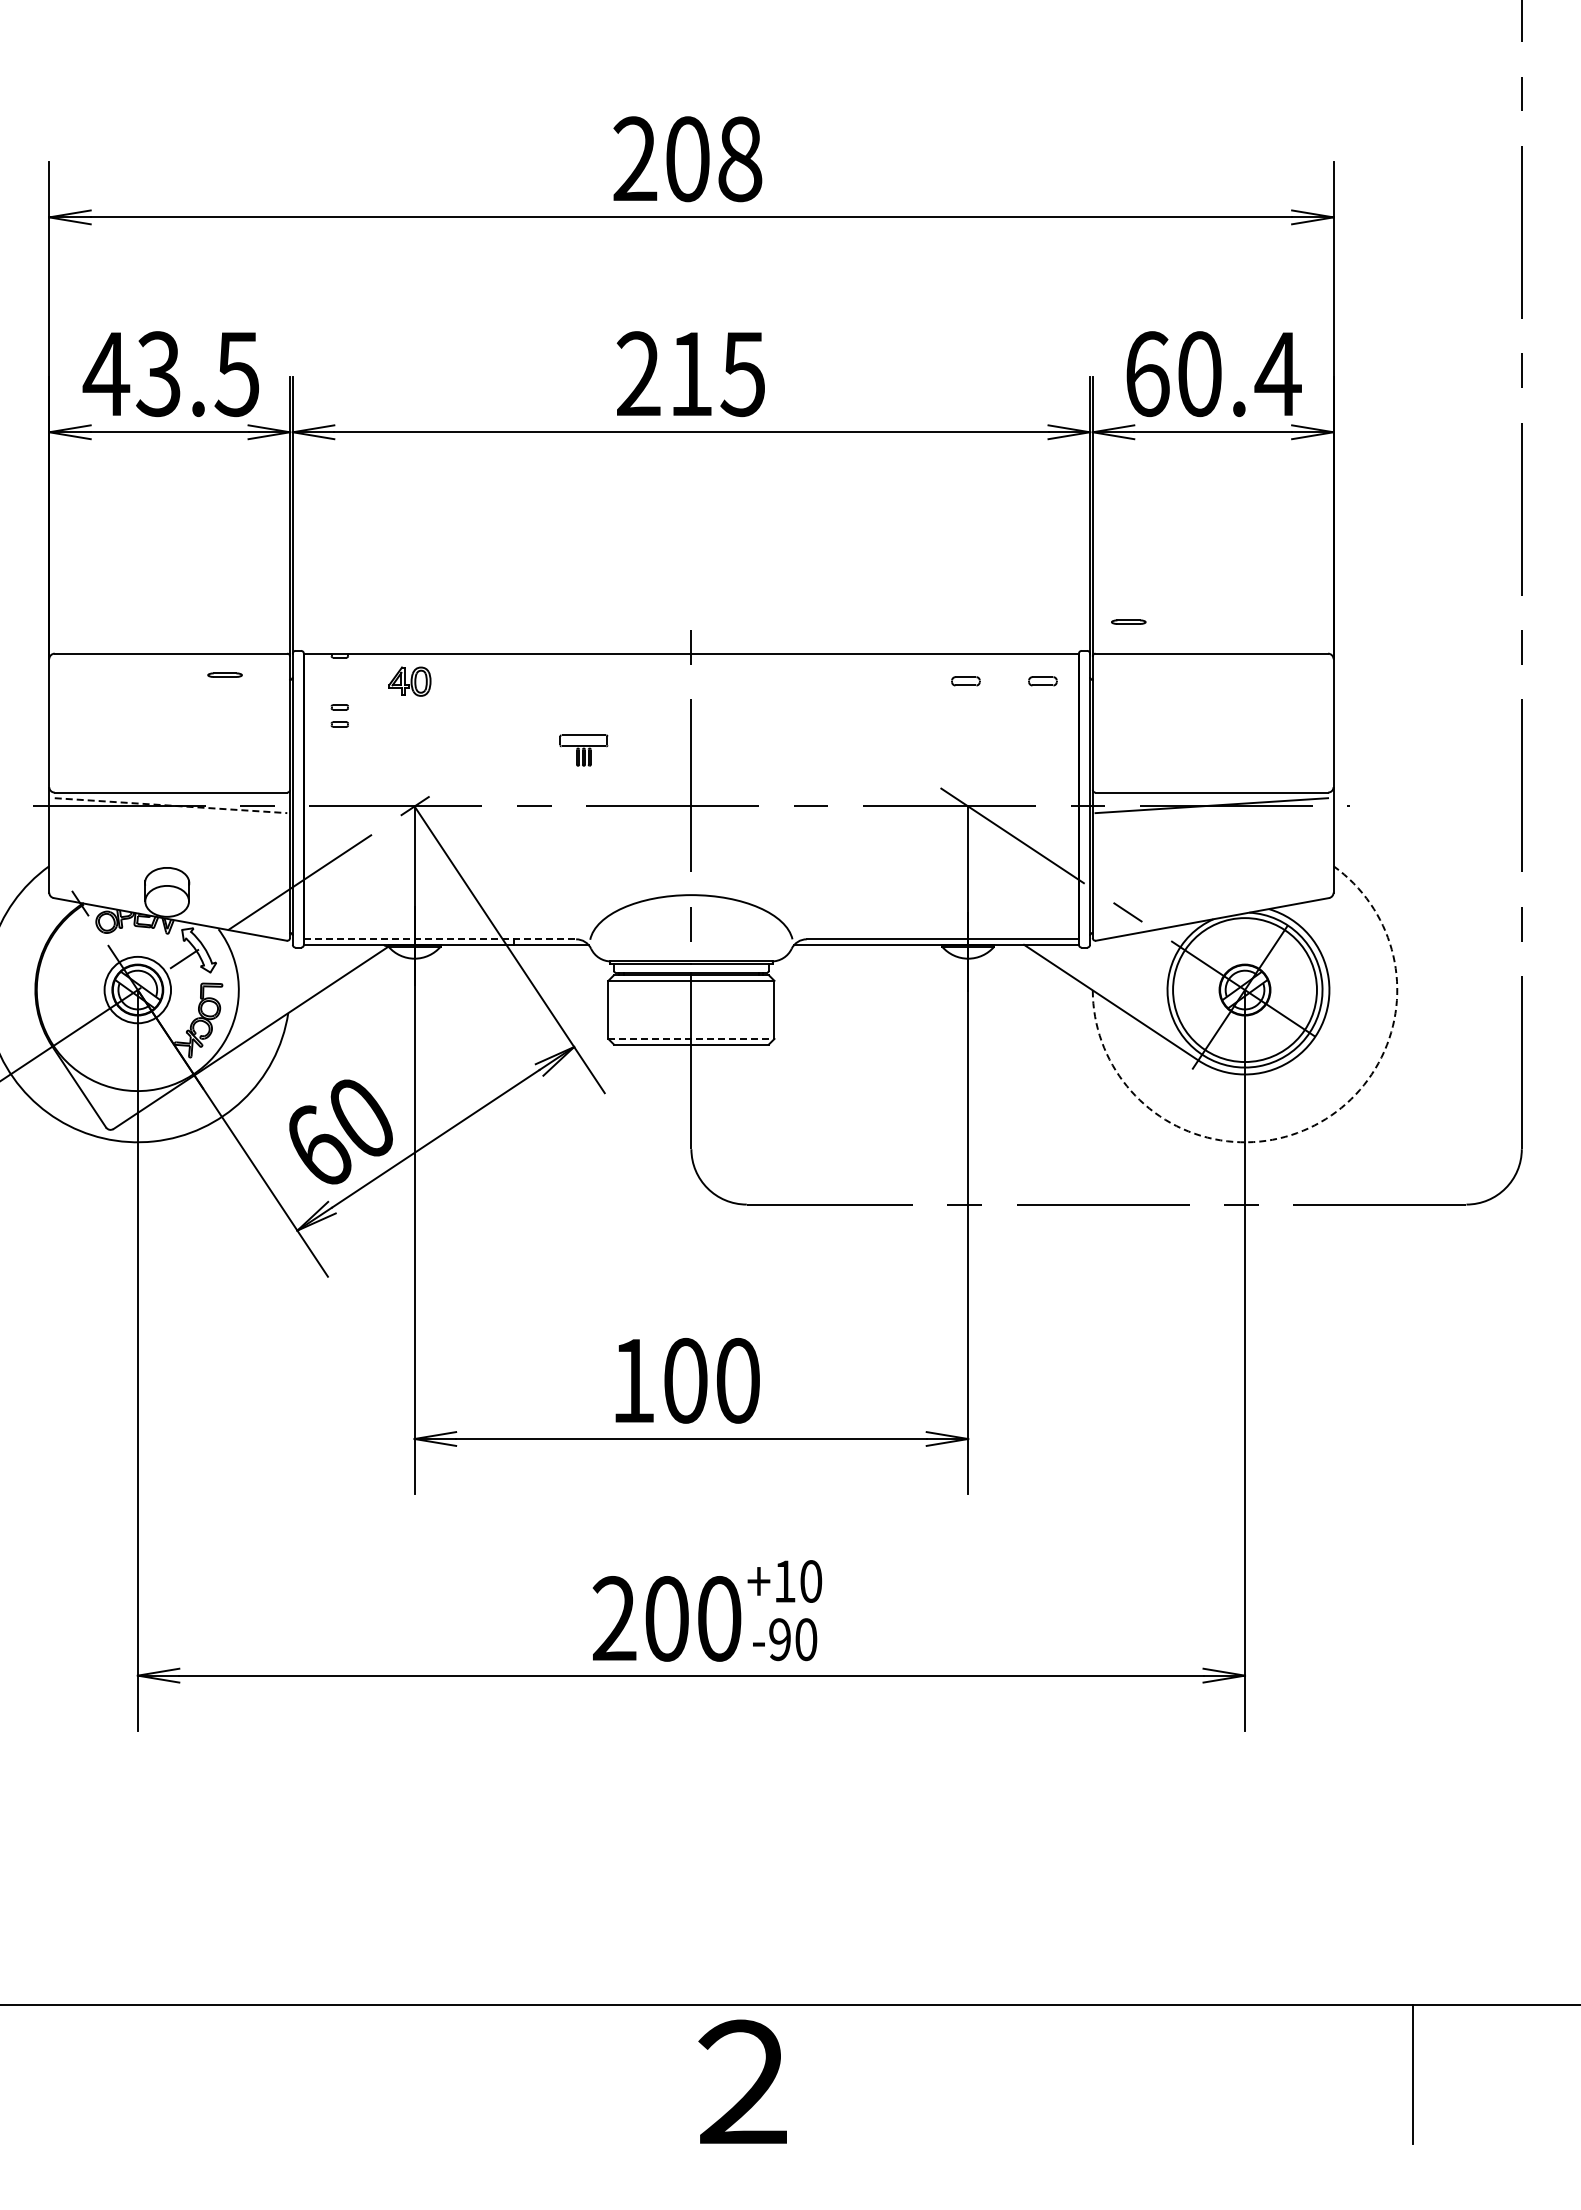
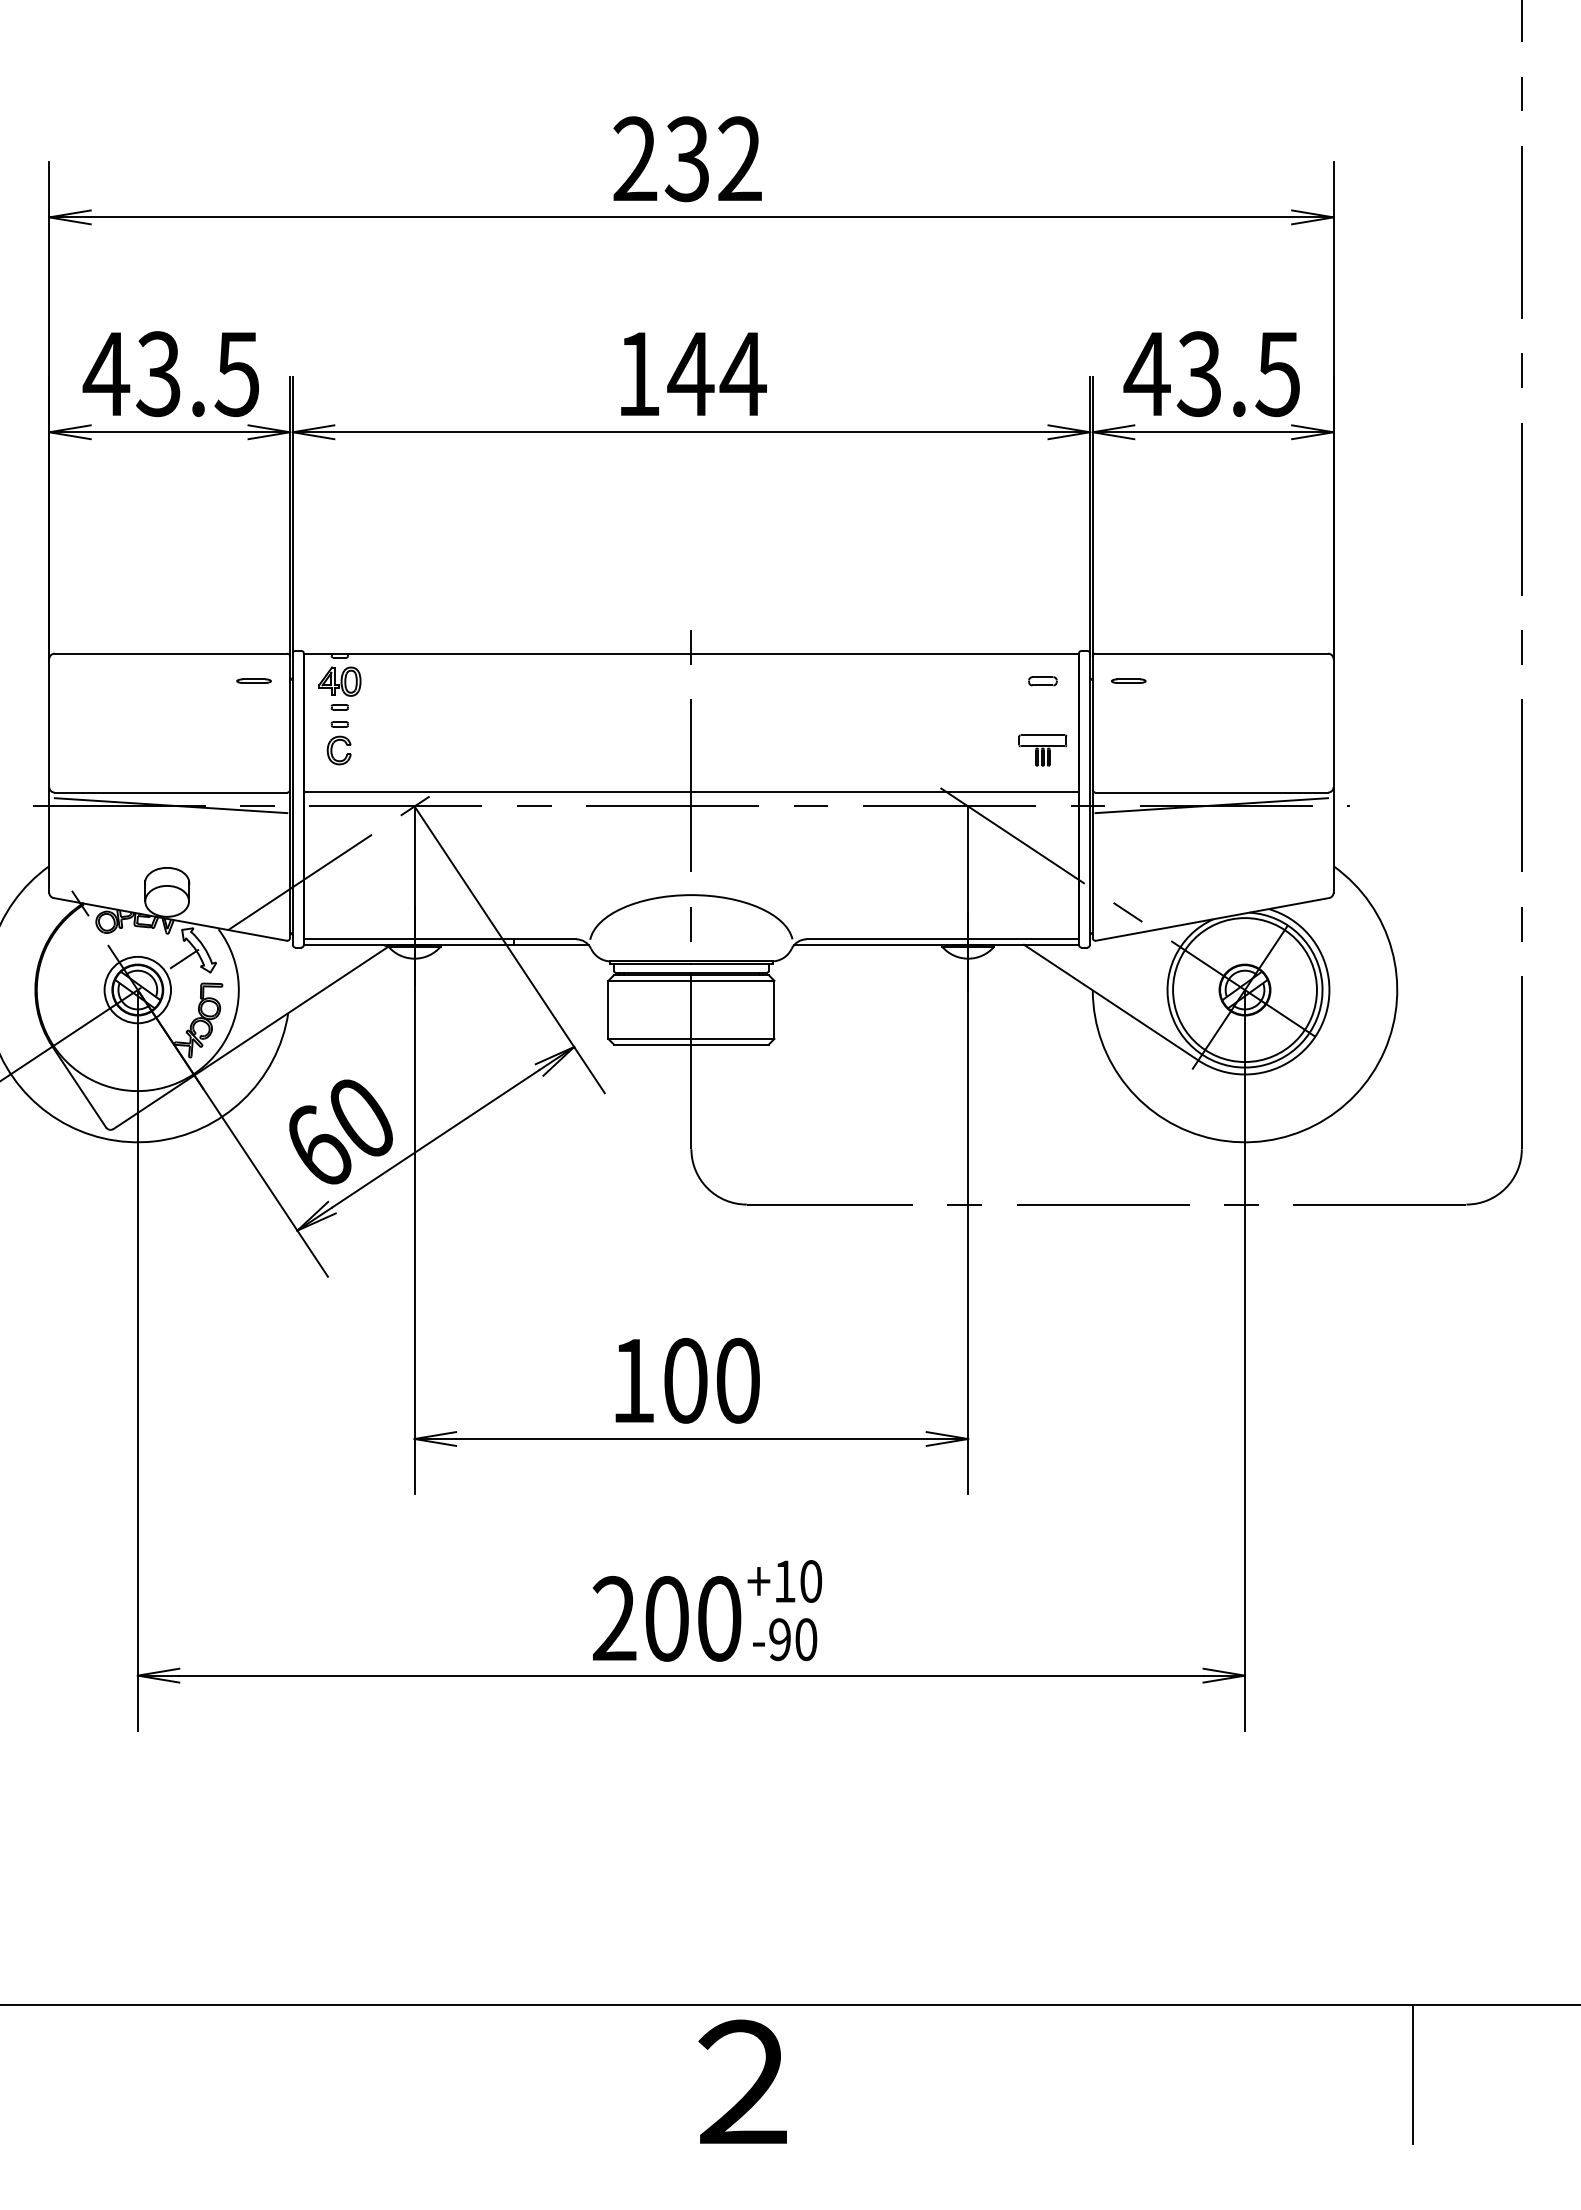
text: 208 -> 232 (713, 159)
text: 215 -> 144 (691, 374)
text: 60.4 -> 43.5 (1212, 374)
part position: (1128, 621) -> (1128, 680) (1128, 680)
part position: (224, 674) -> (253, 680) (253, 680)
part position: (409, 681) -> (339, 681) (339, 681)
part: present -> none (965, 681)
part: none -> present (338, 750)
part position: (583, 750) -> (1042, 750) (1042, 750)
line: none -> present (690, 792)
line: dashed -> solid (171, 805)
line: dashed -> solid (440, 939)
line: dashed -> solid (691, 1038)
arc: dashed -> solid (1314, 1125)
